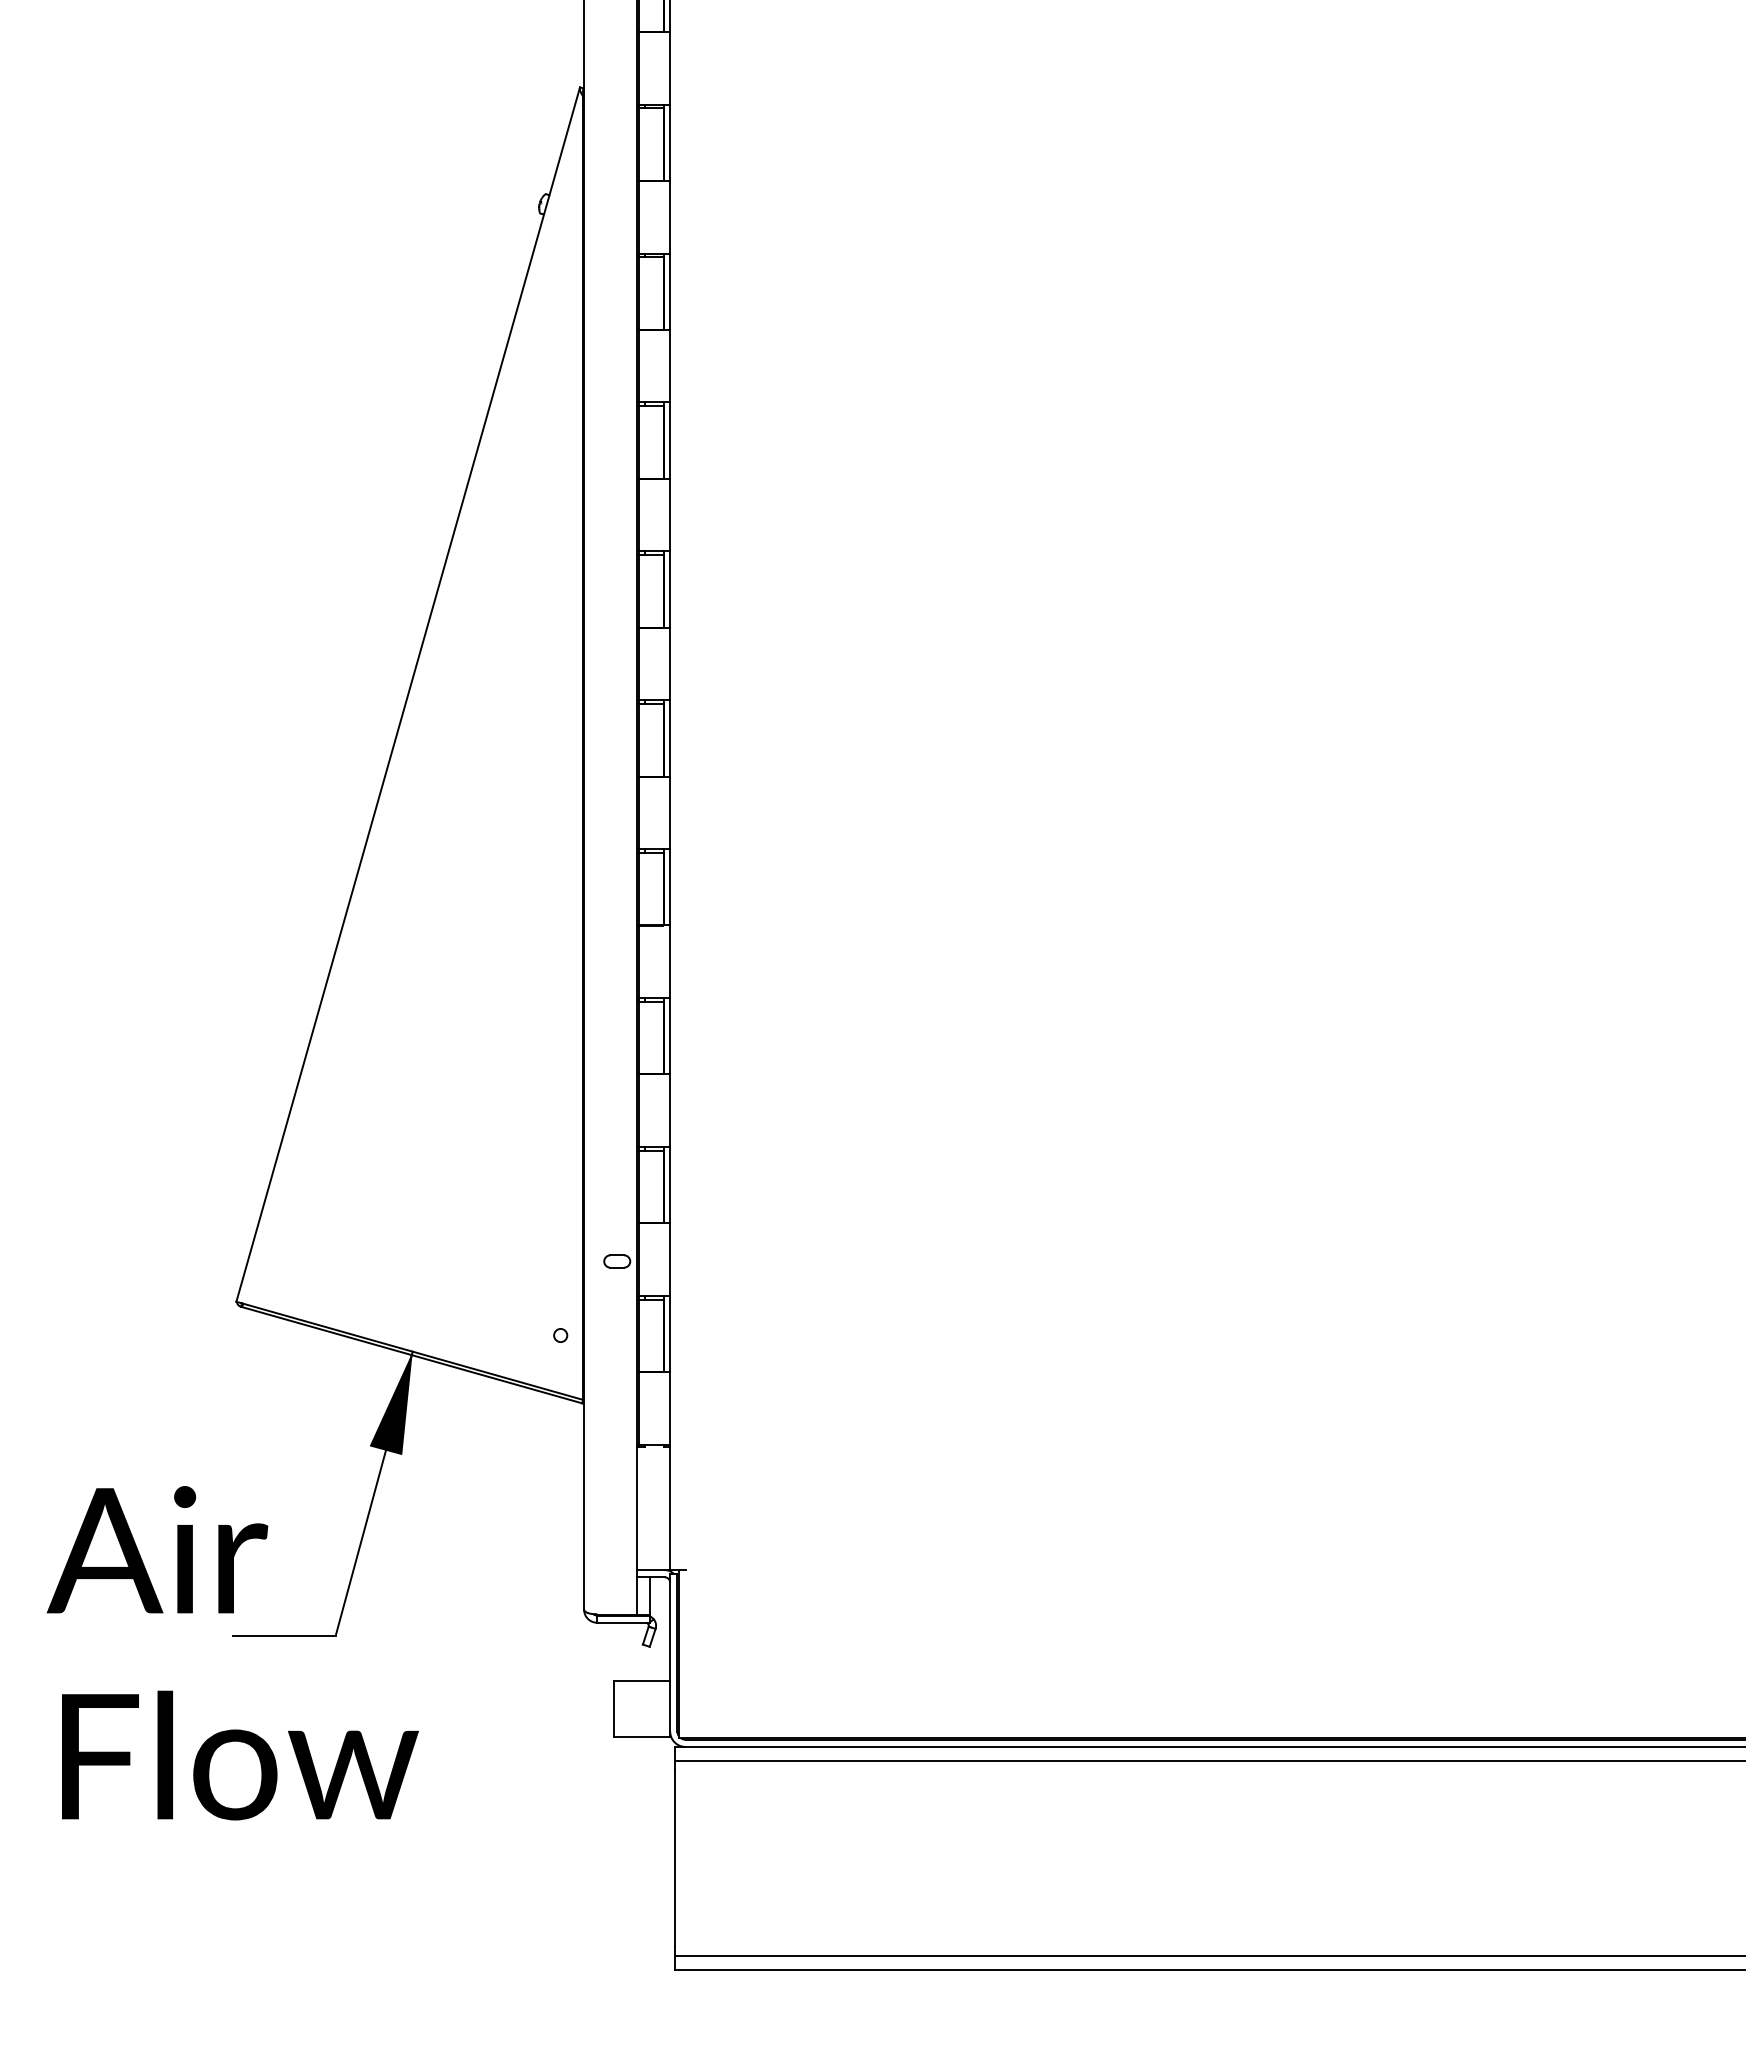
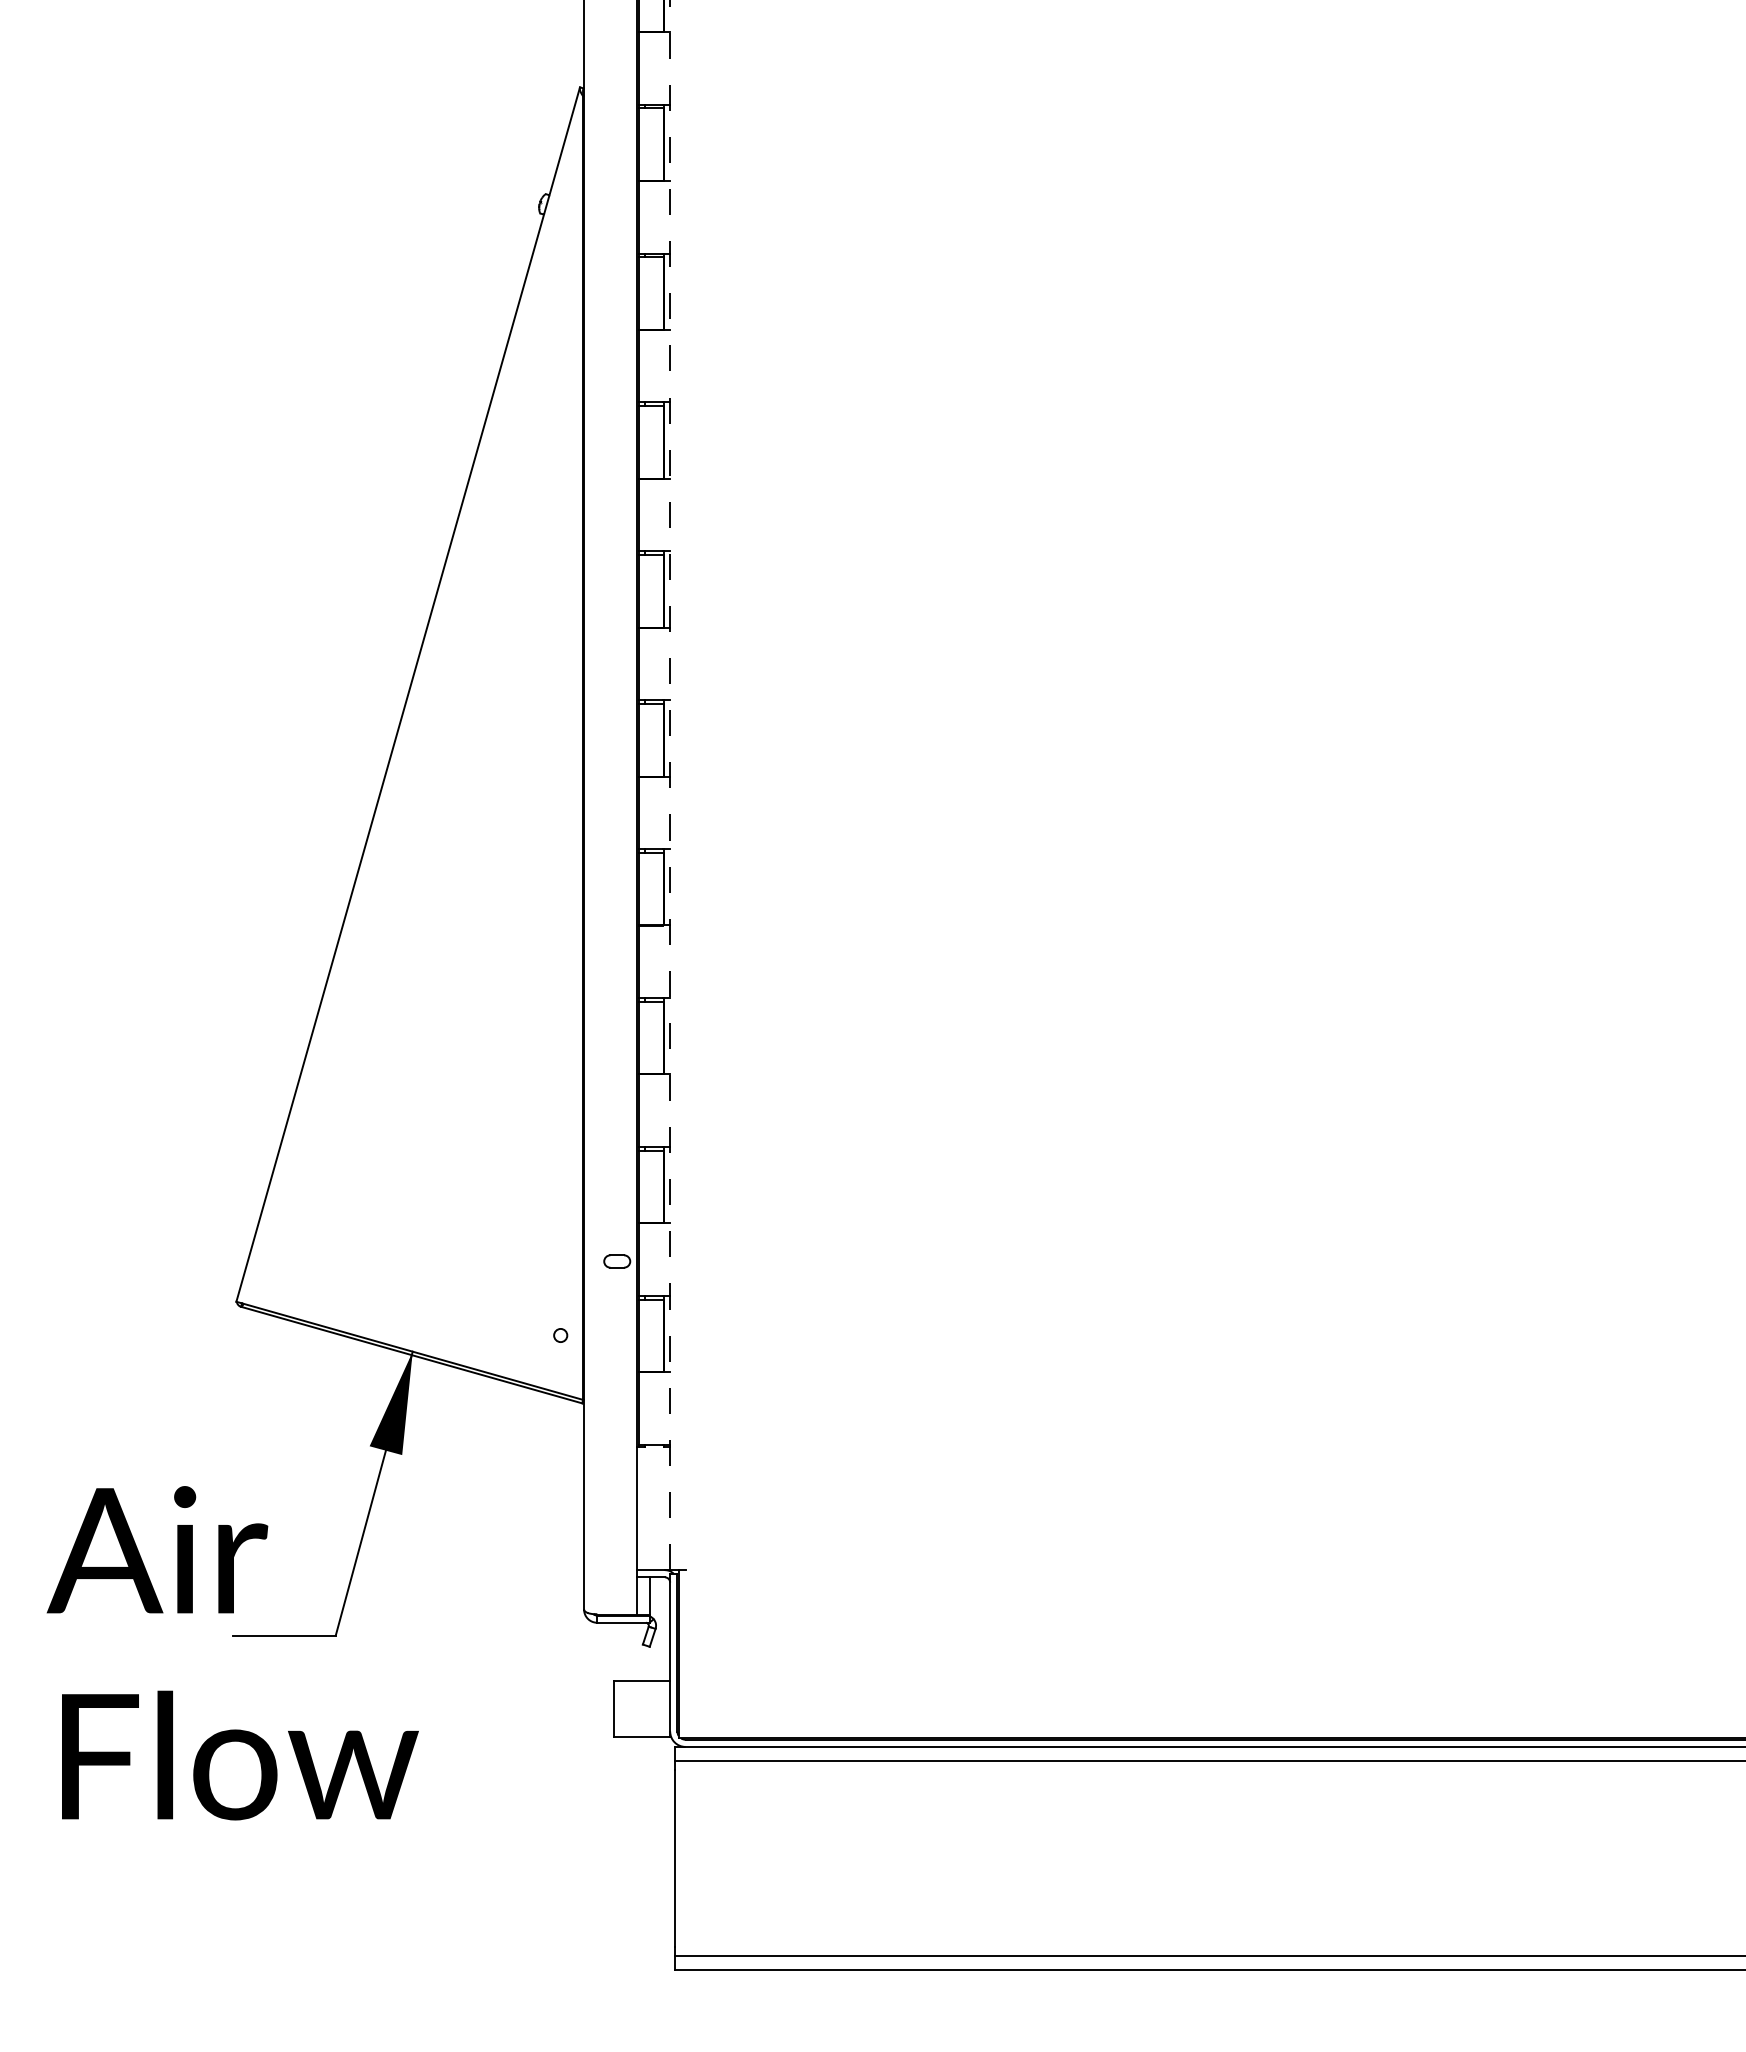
line: solid -> dashed (670, 785)
